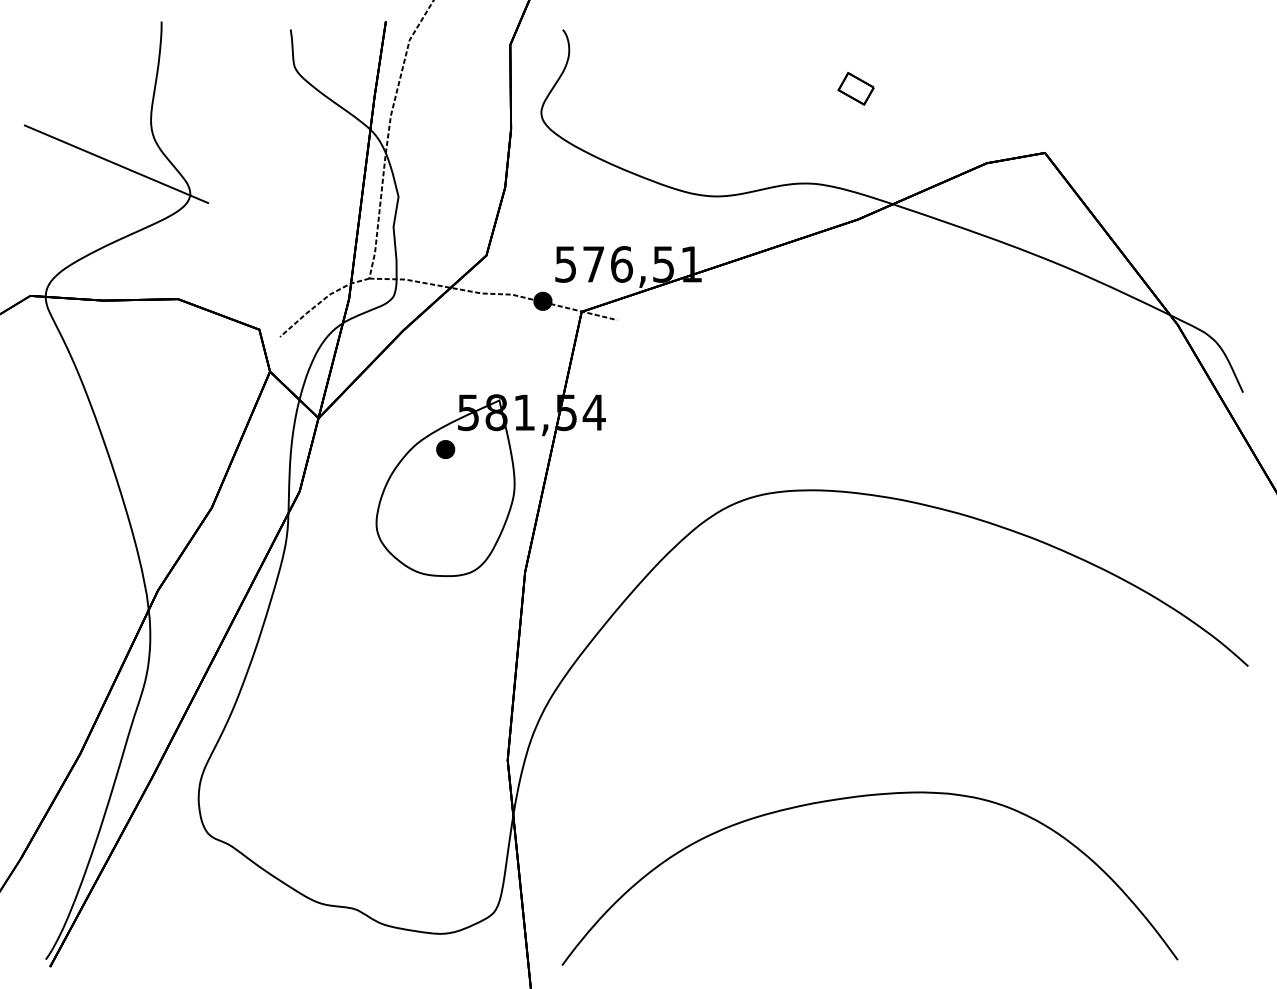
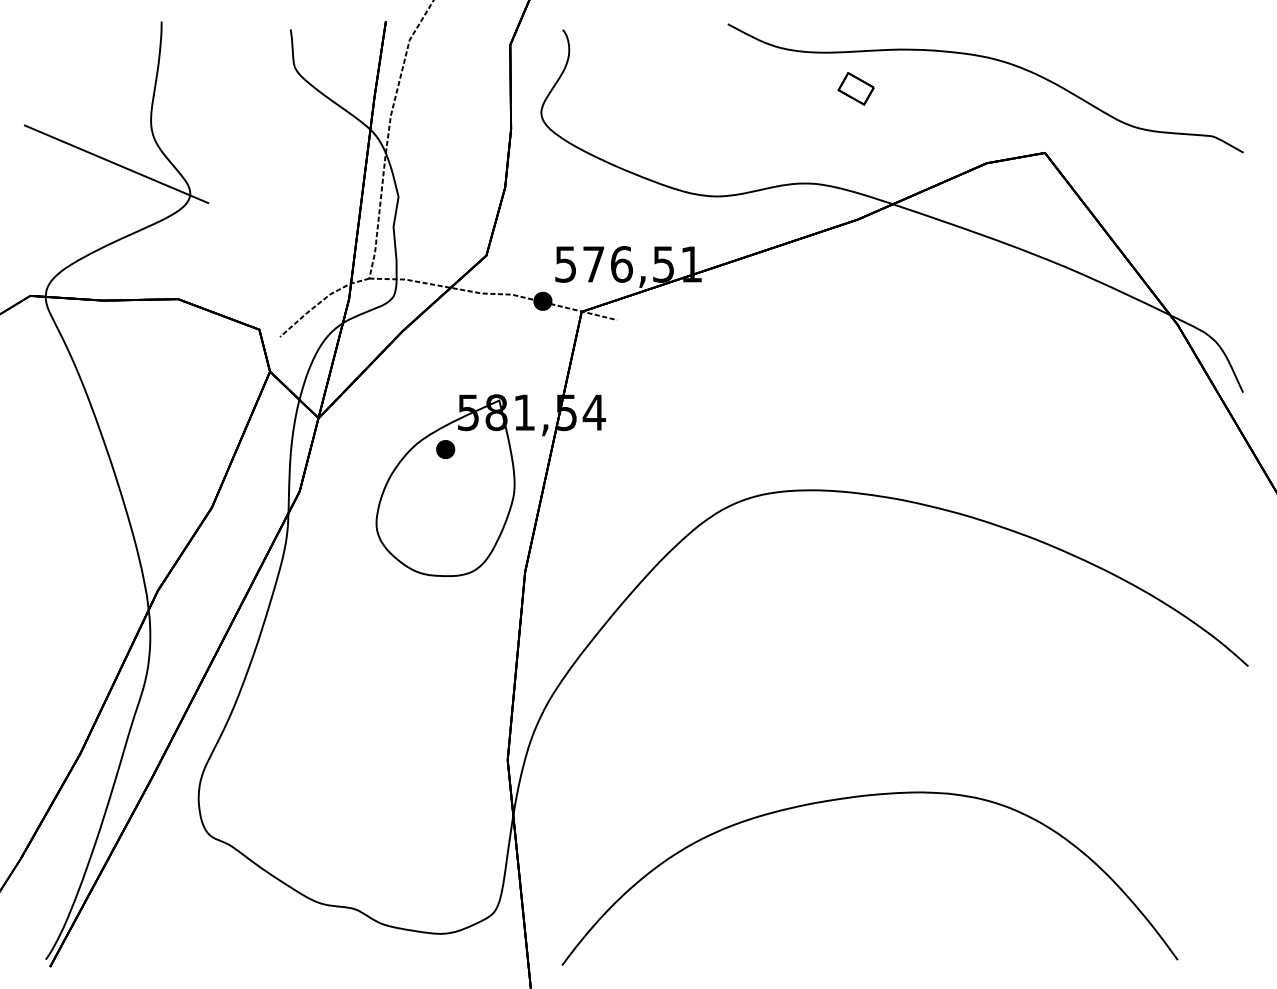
part: none -> present (994, 60)
